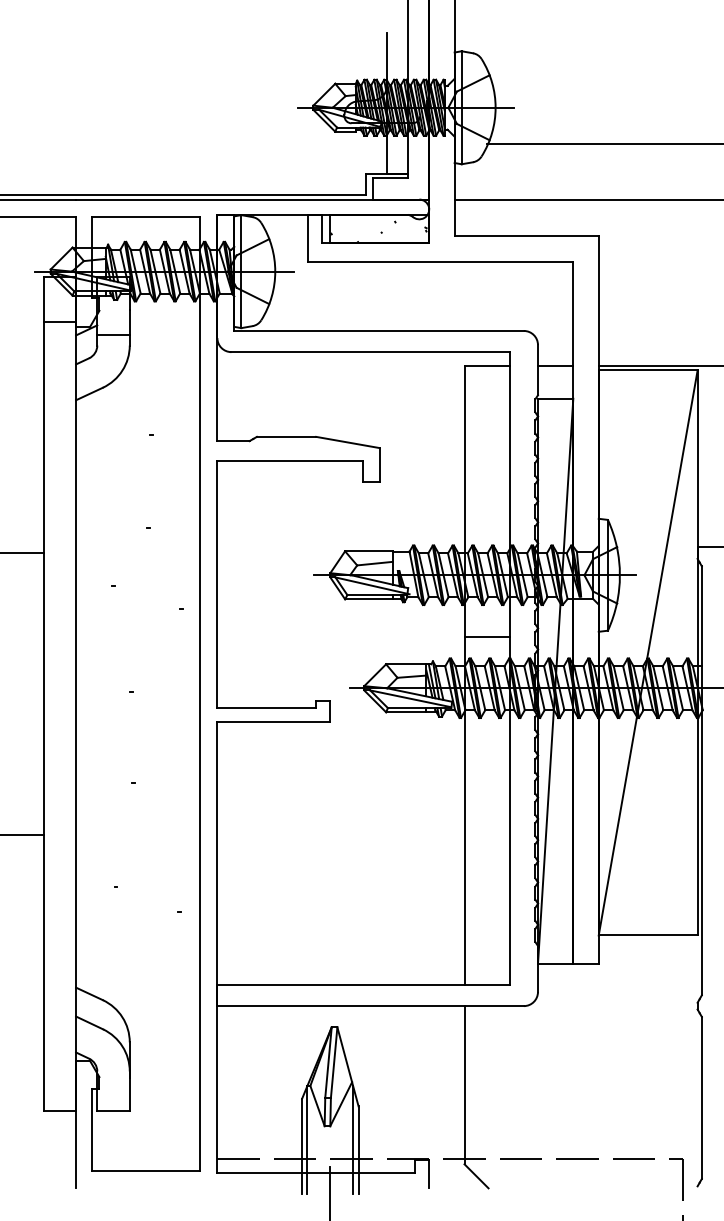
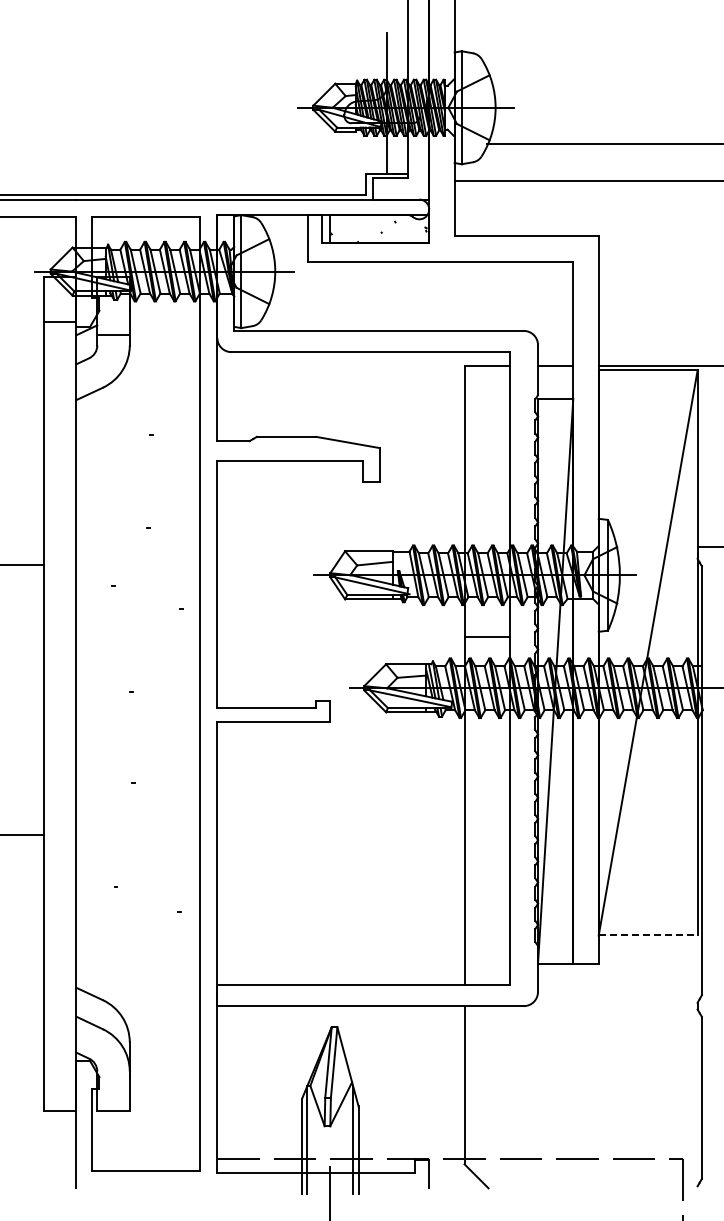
line position: (587, 199) -> (587, 180) (587, 180)
line position: (22, 552) -> (22, 564) (22, 564)
line: solid -> dashed (648, 935)
